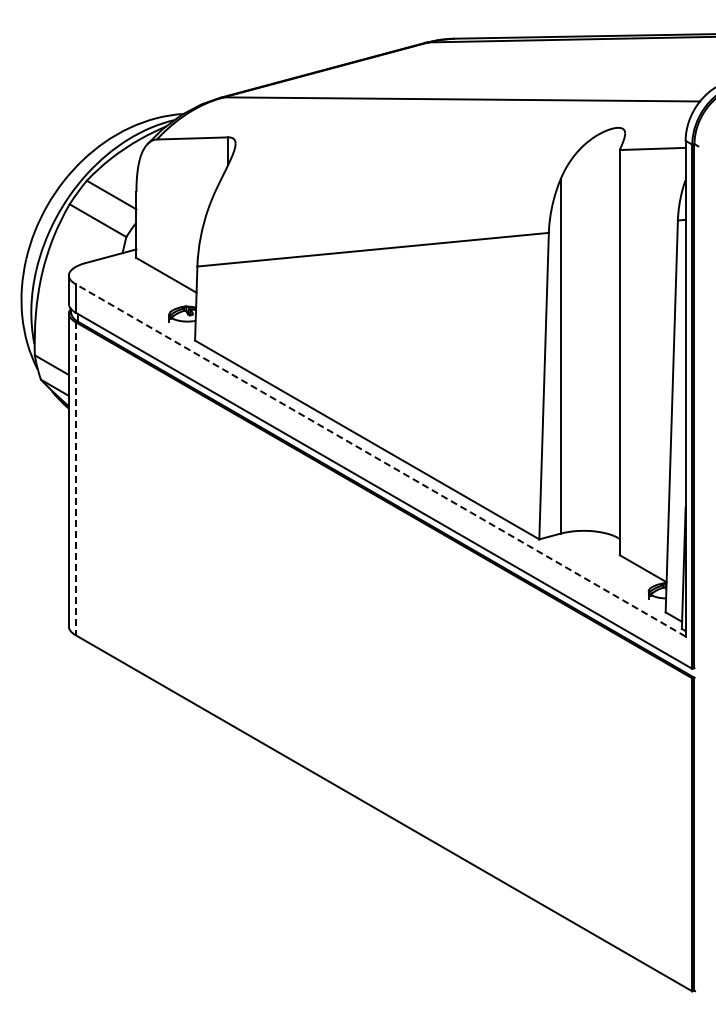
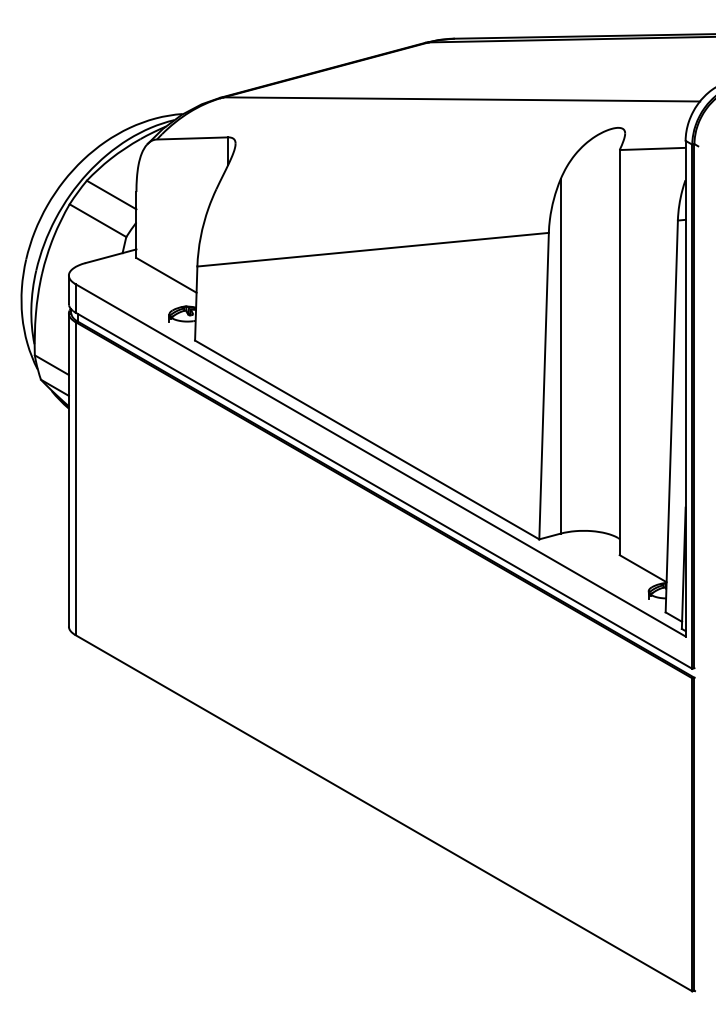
line: dashed -> solid (380, 460)
line: dashed -> solid (75, 478)
